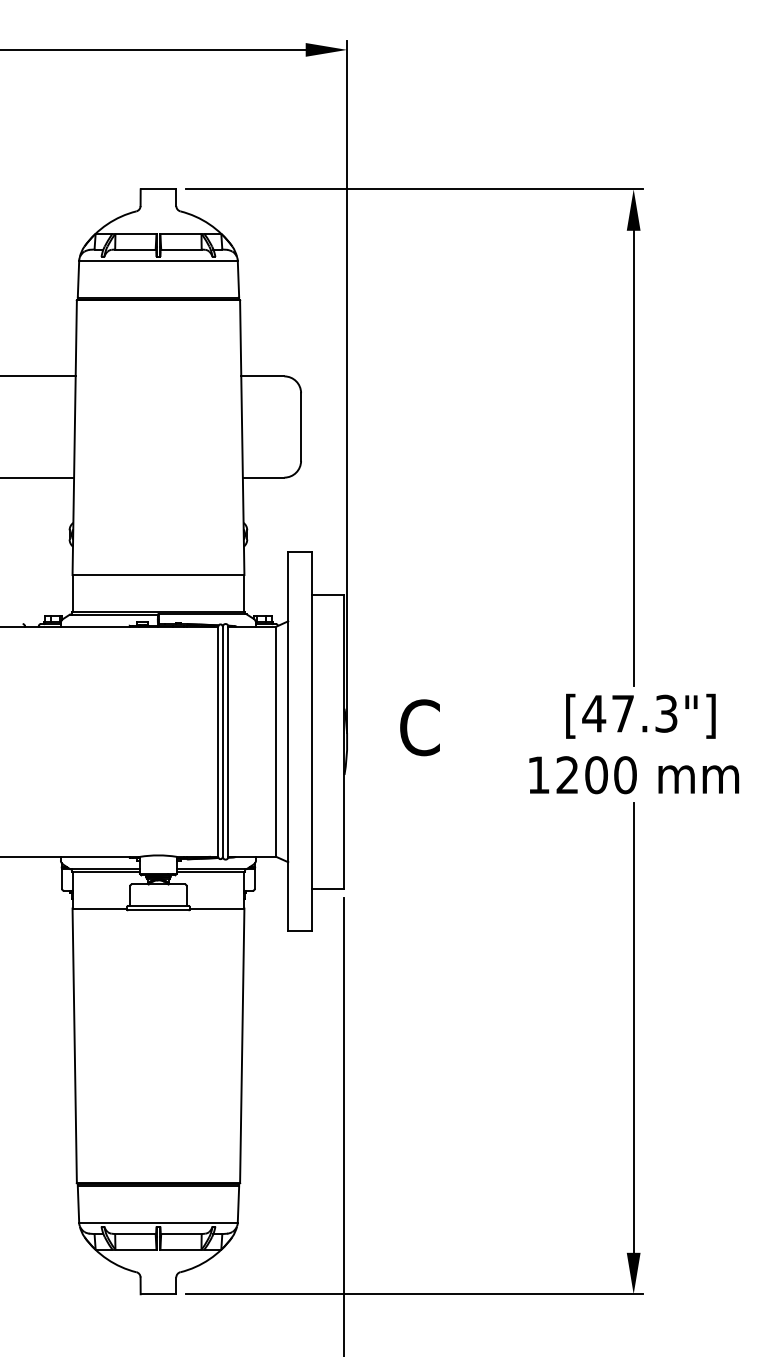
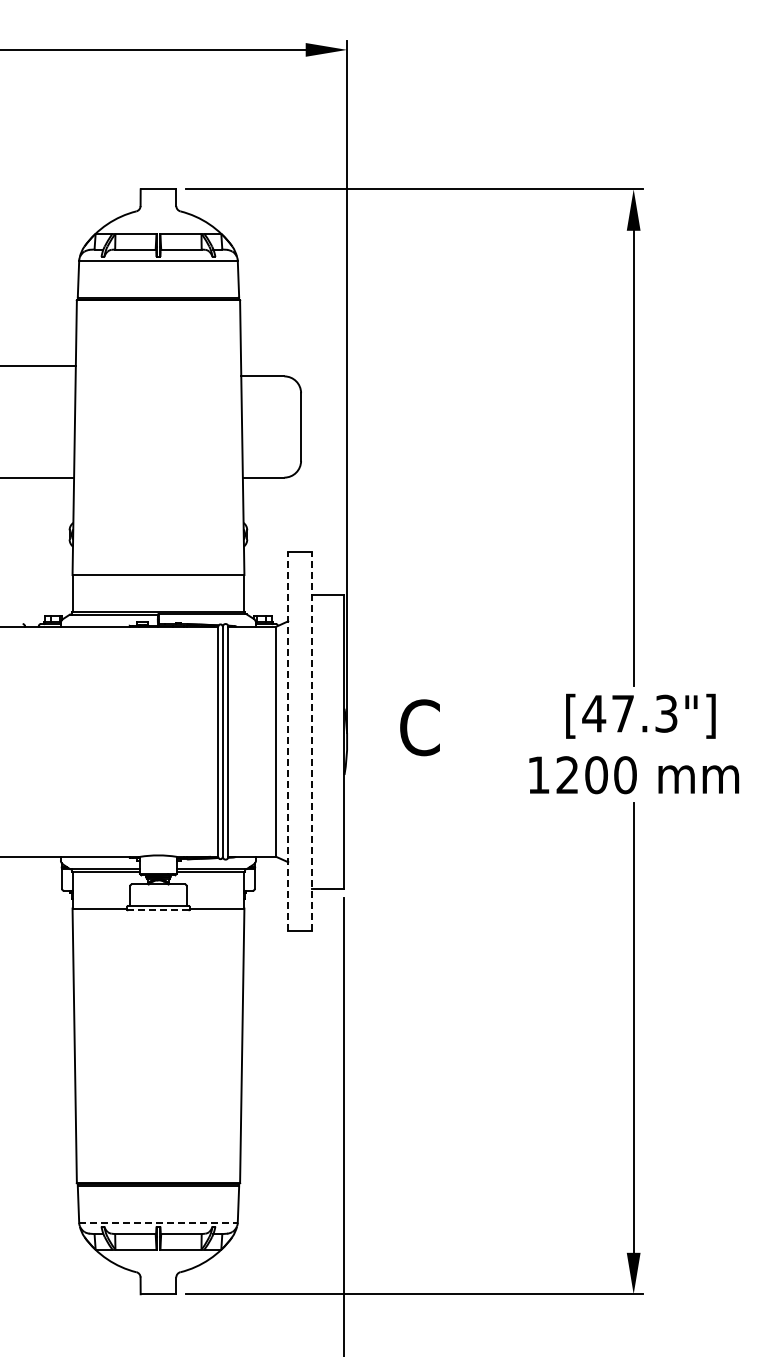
line position: (38, 376) -> (38, 366) (38, 366)
line: solid -> dashed (288, 741)
line: solid -> dashed (312, 741)
line: solid -> dashed (157, 910)
line: solid -> dashed (158, 1222)
